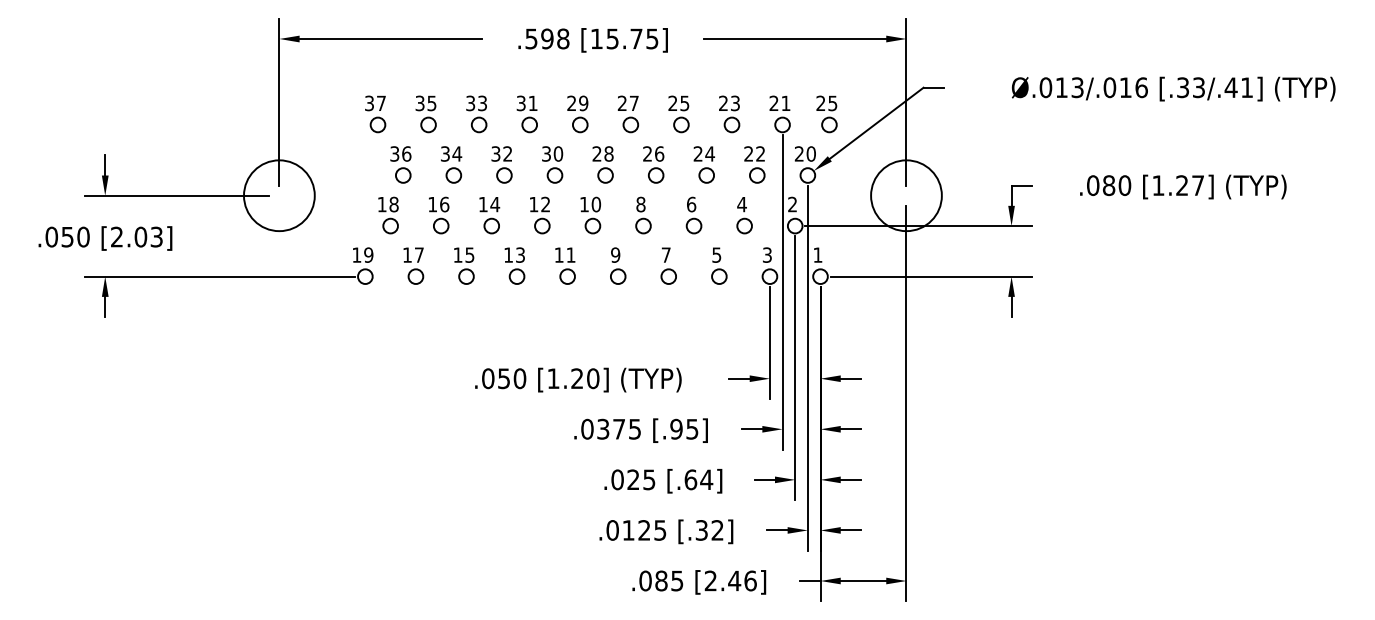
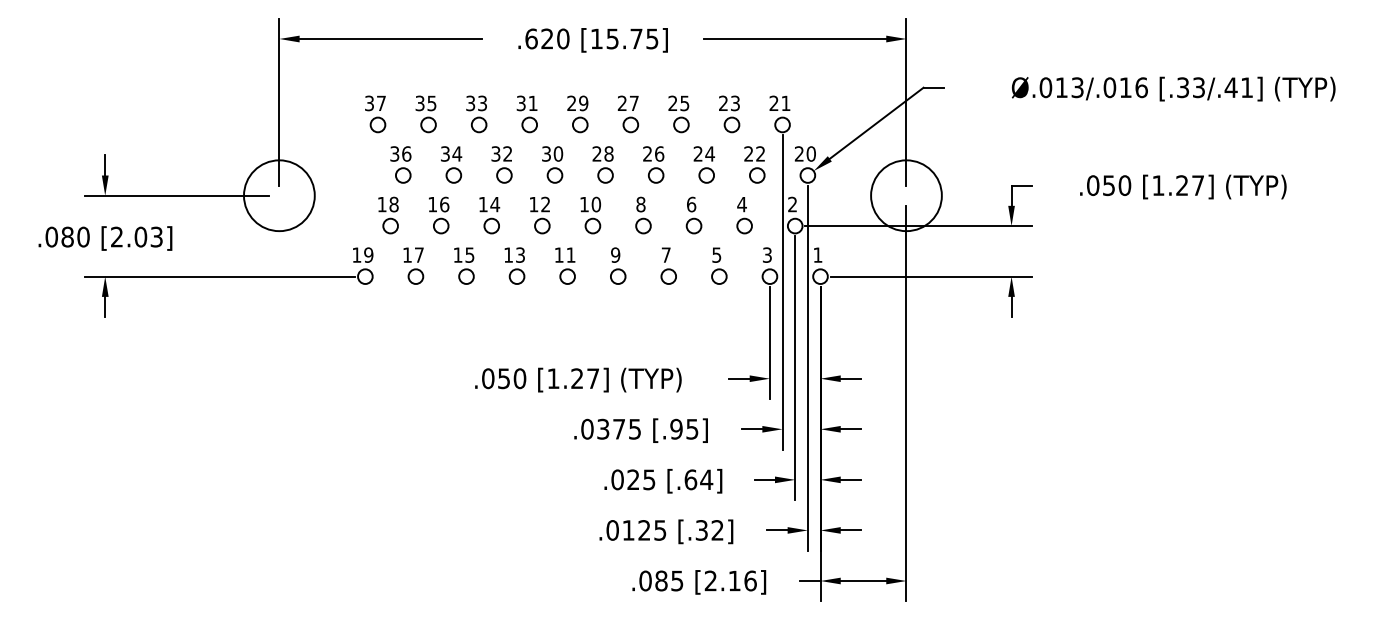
text: .598 -> .620 (547, 38)
part: present -> none (826, 114)
text: .080 -> .050 (1108, 185)
text: .050 -> .080 (67, 236)
text: [1.20] -> [1.27] (593, 378)
text: [2.46] -> [2.16] (734, 580)
